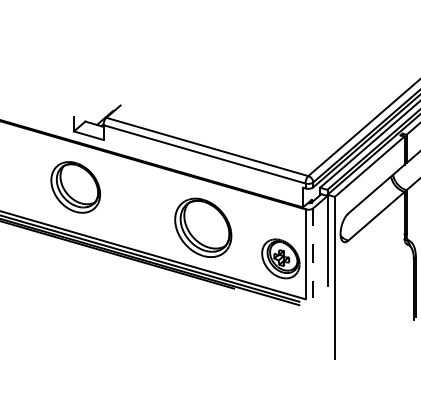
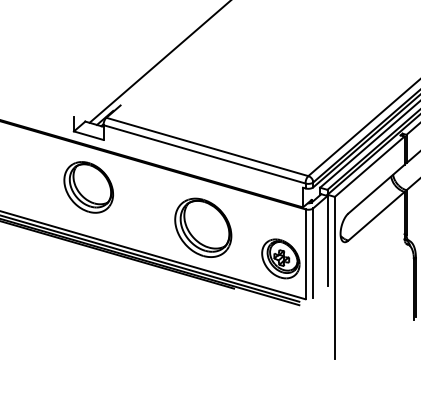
line: none -> present (158, 62)
part position: (75, 187) -> (88, 187) (88, 187)
line: dashed -> solid (313, 253)
